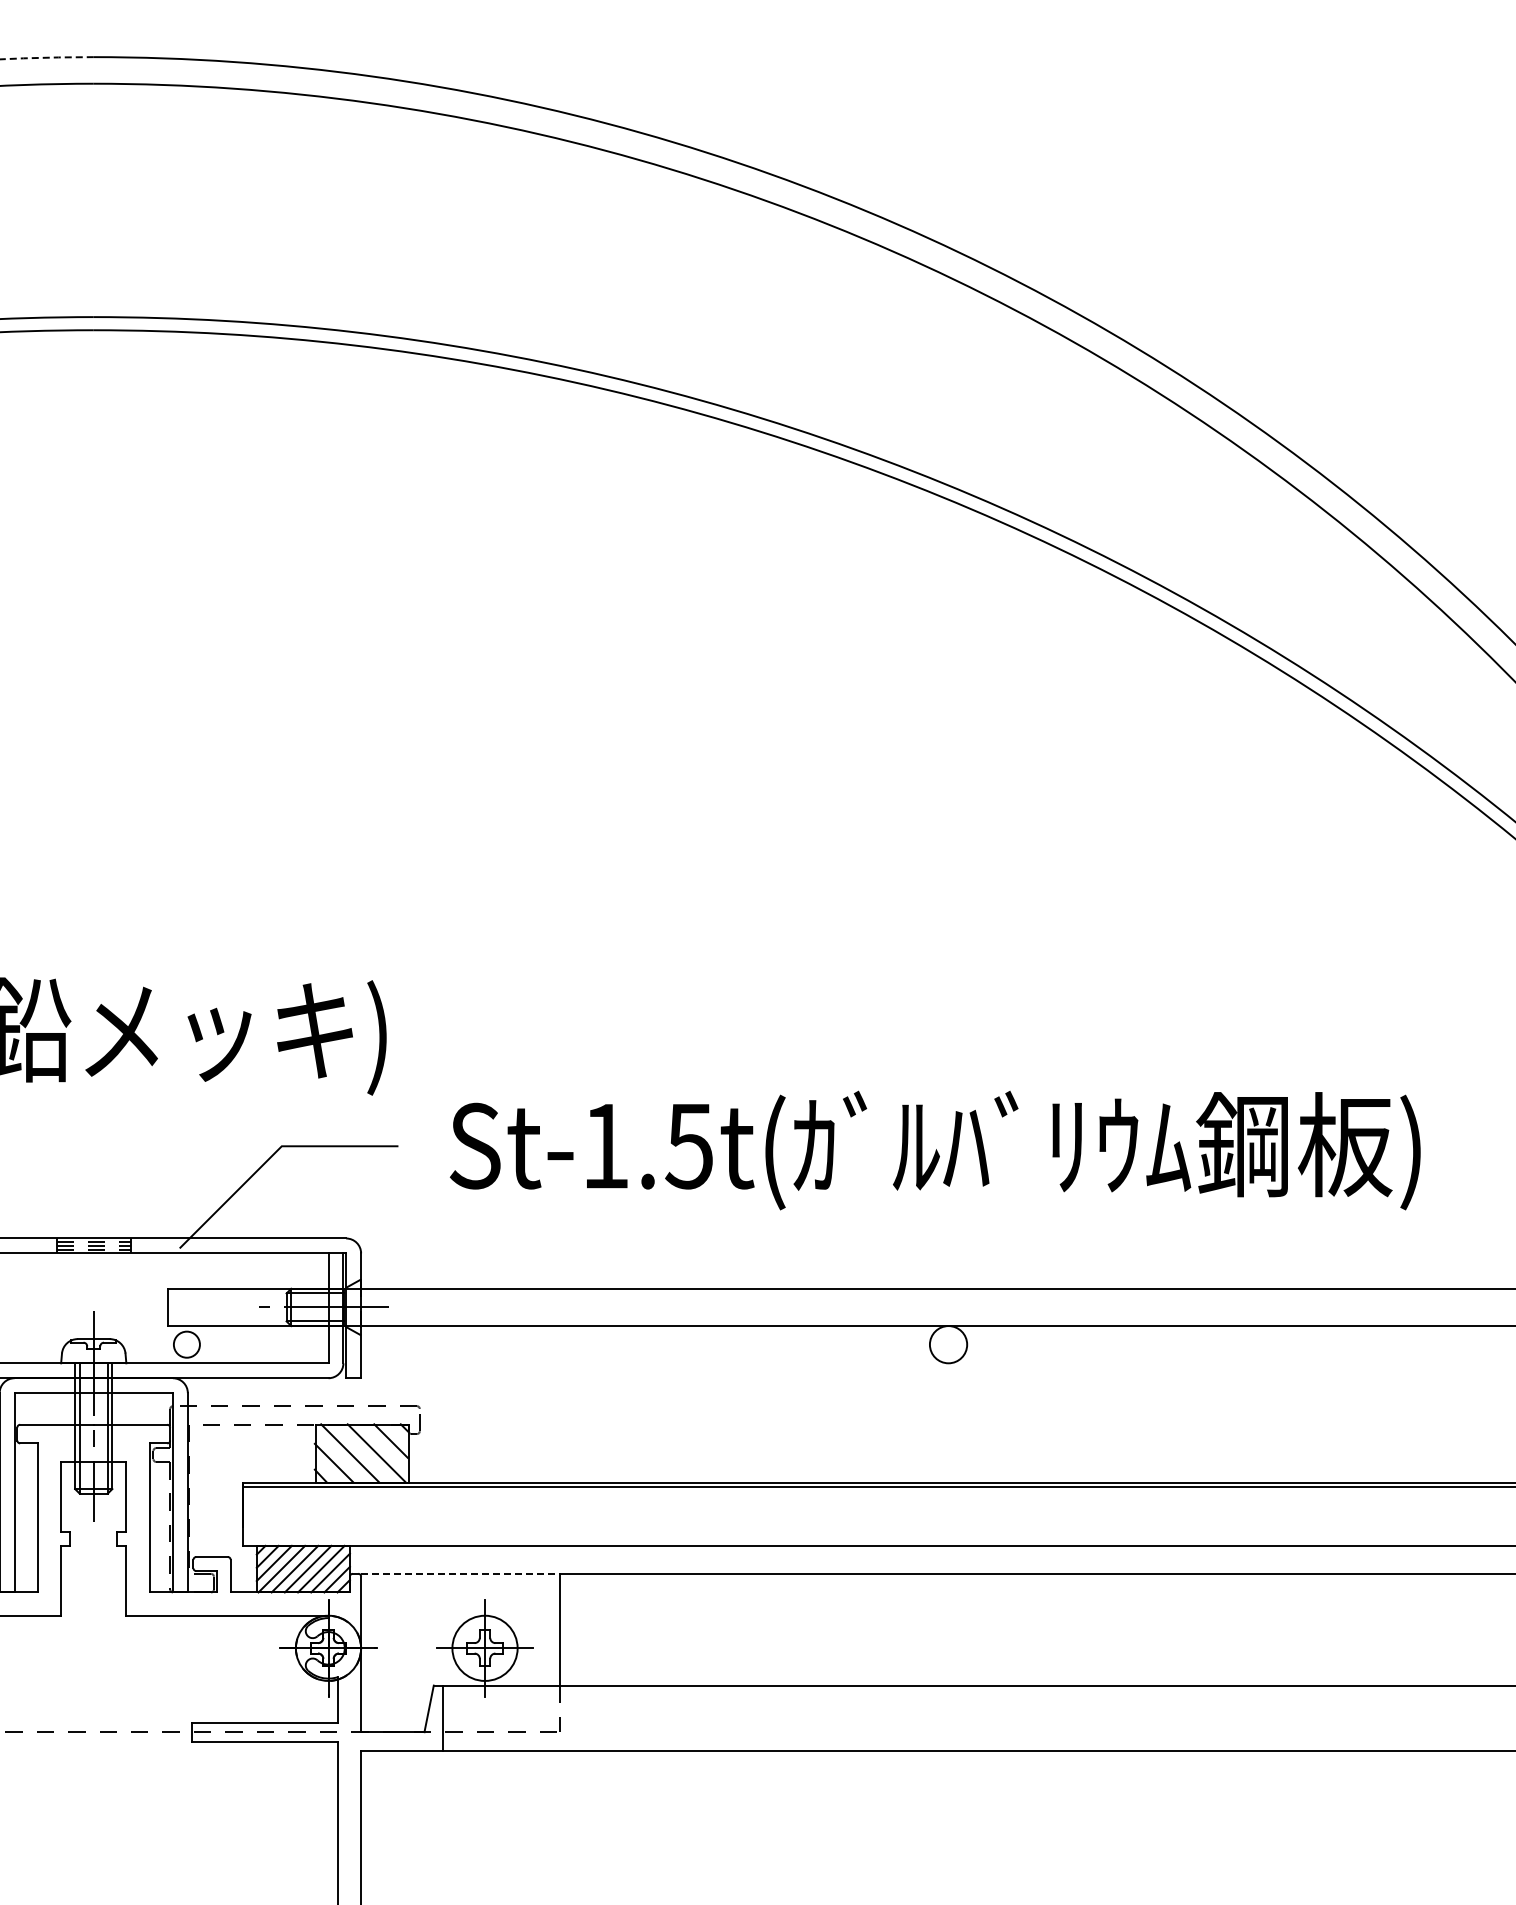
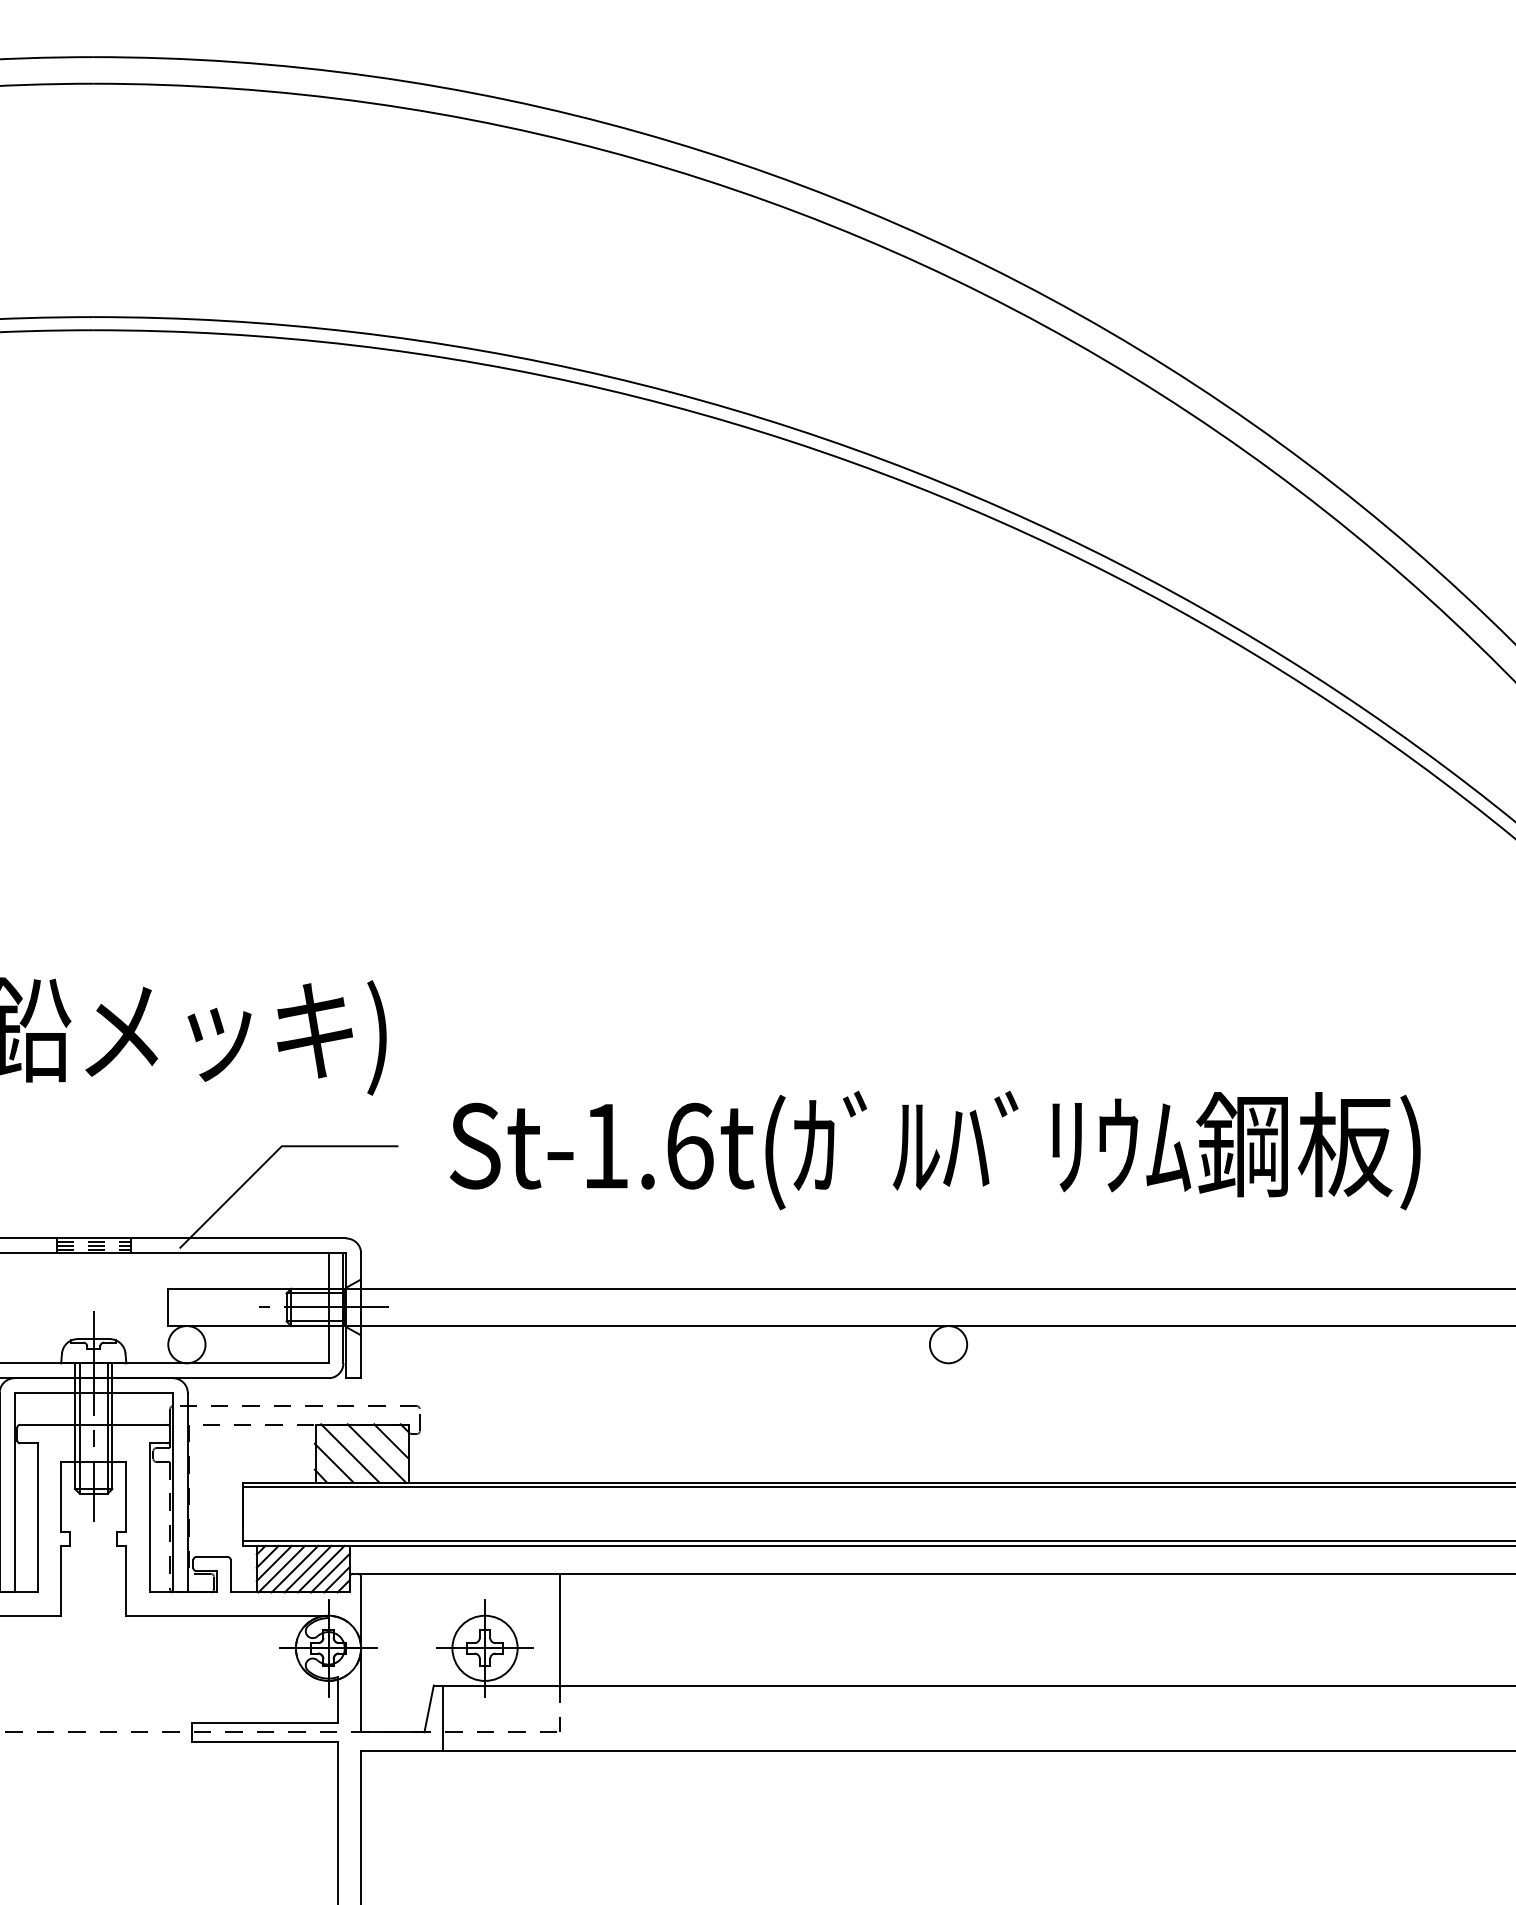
arc: dashed -> solid (46, 57)
text: St-1.5t( -> St-1.6t( (689, 1145)
circle diameter: 26 px -> 37 px (186, 1344)
line: none -> present (877, 1541)
line: dashed -> solid (460, 1573)
